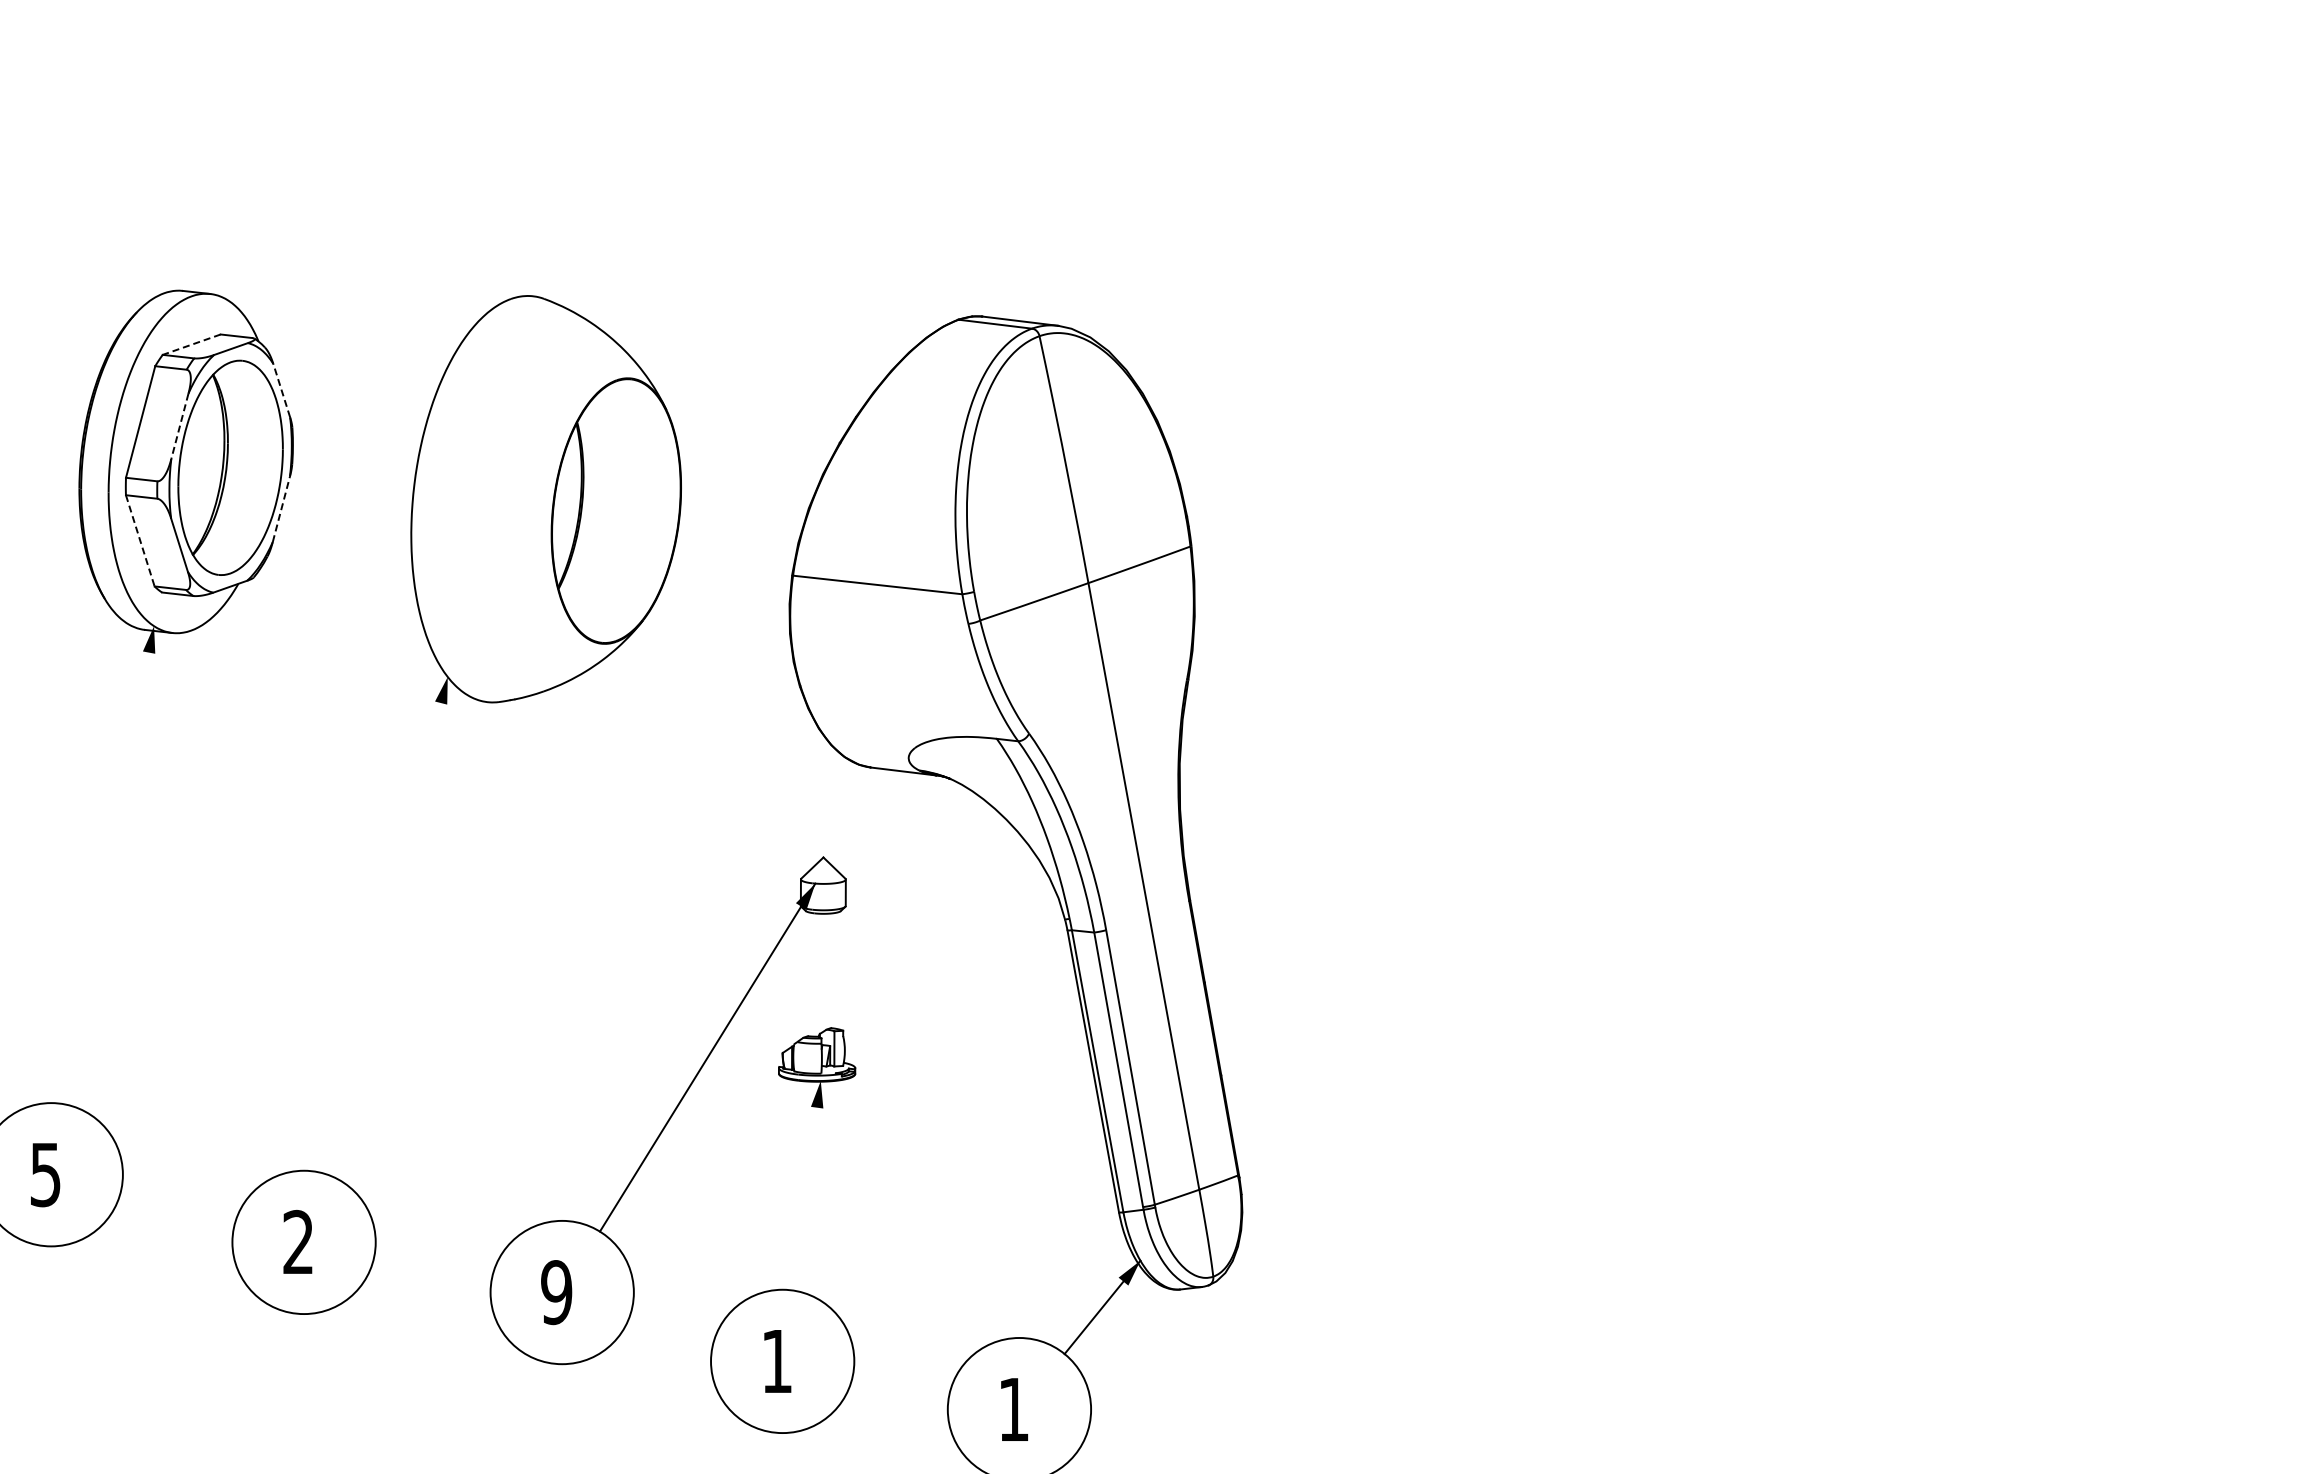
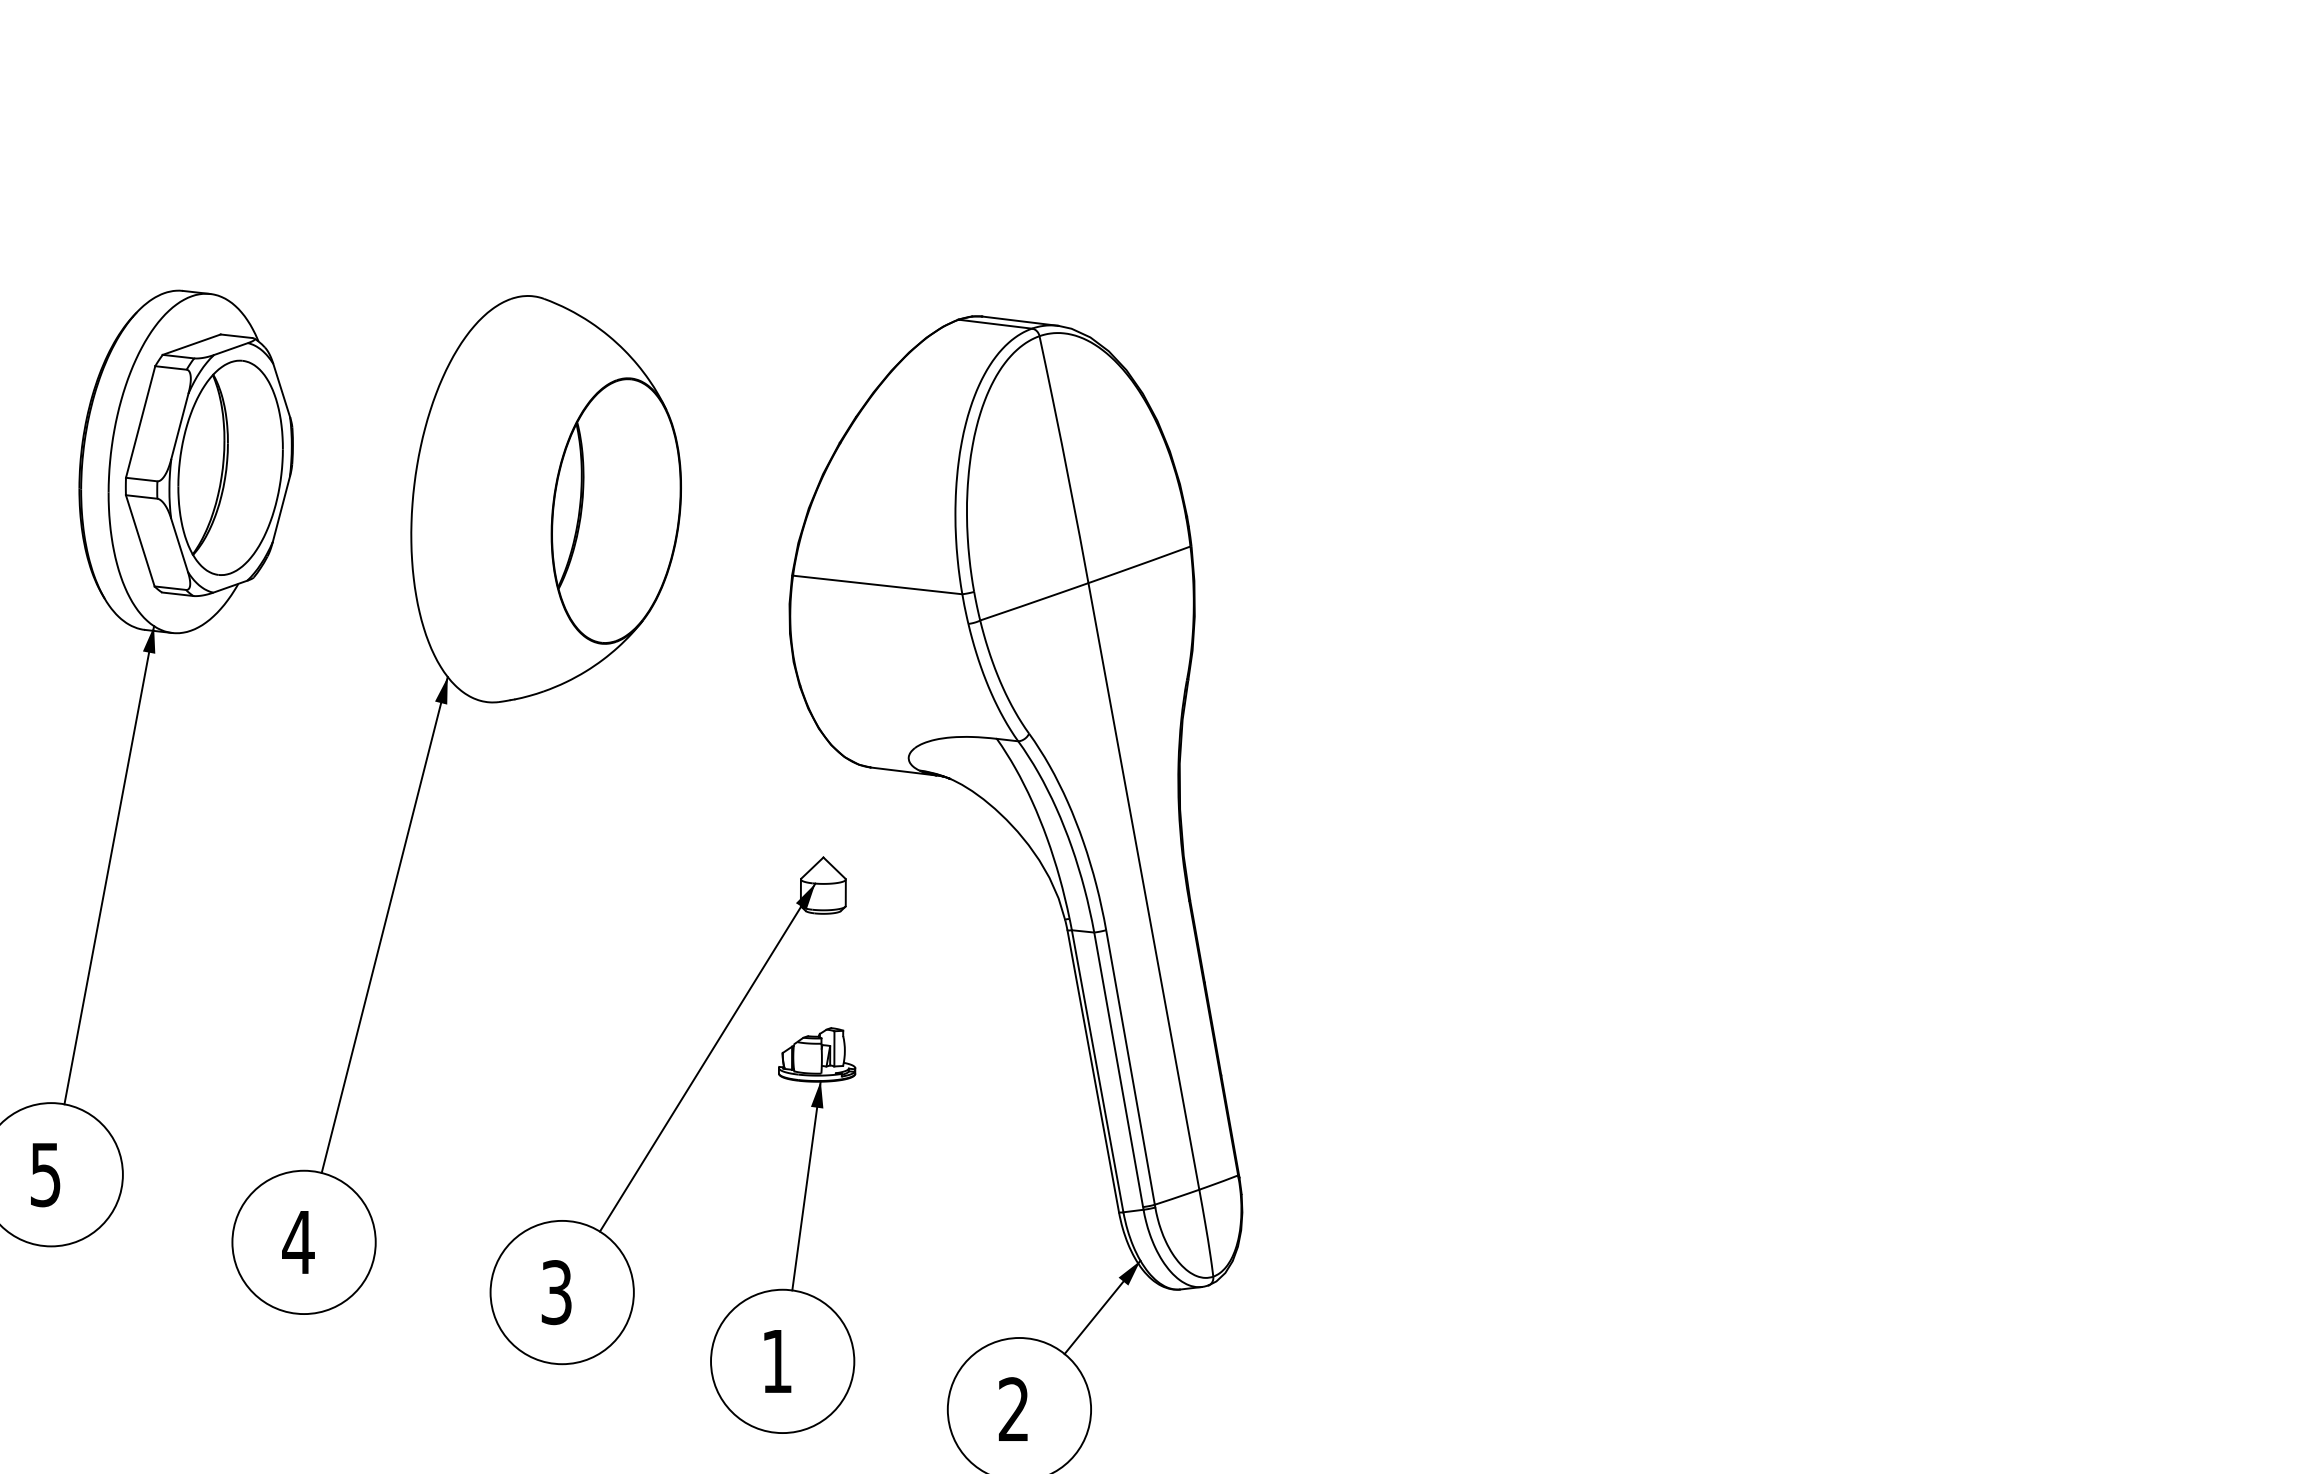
line: dashed -> solid (191, 344)
line: dashed -> solid (281, 390)
line: dashed -> solid (179, 426)
line: dashed -> solid (281, 509)
line: dashed -> solid (140, 540)
line: none -> present (109, 865)
line: none -> present (384, 924)
line: none -> present (806, 1185)
text: 2 -> 4 (298, 1241)
text: 9 -> 3 (556, 1292)
text: 1 -> 2 (1013, 1408)
